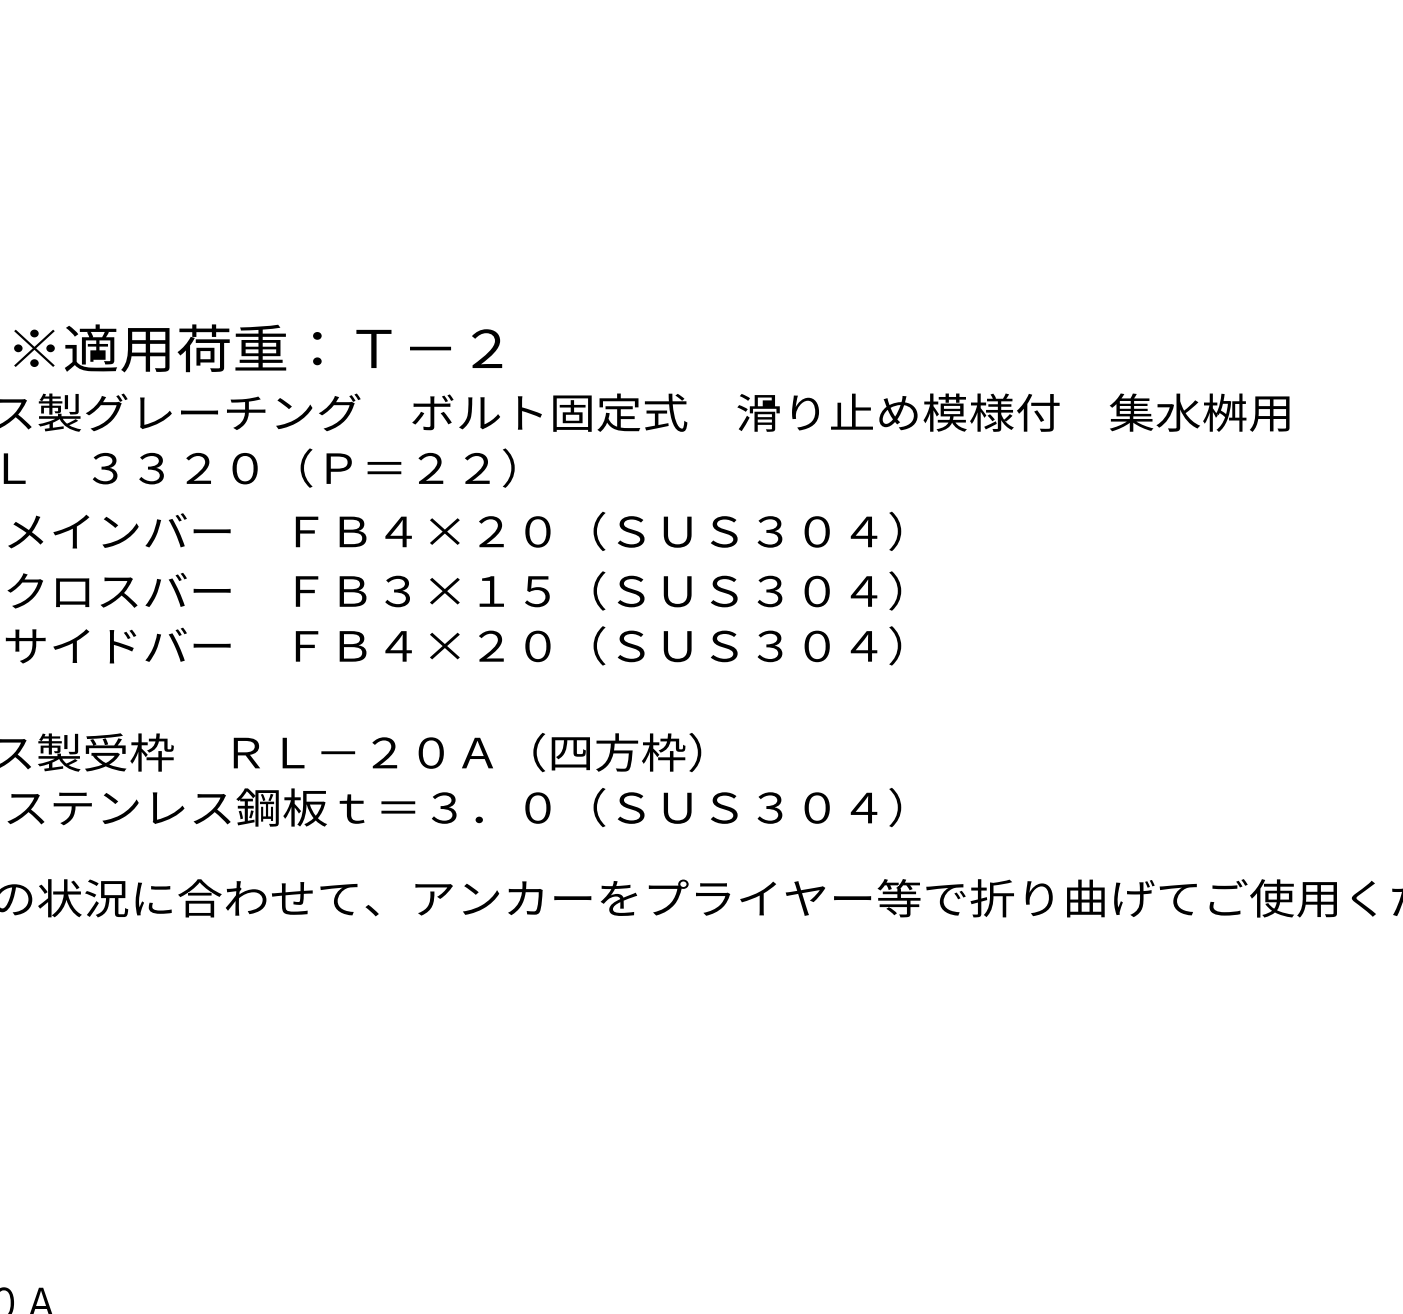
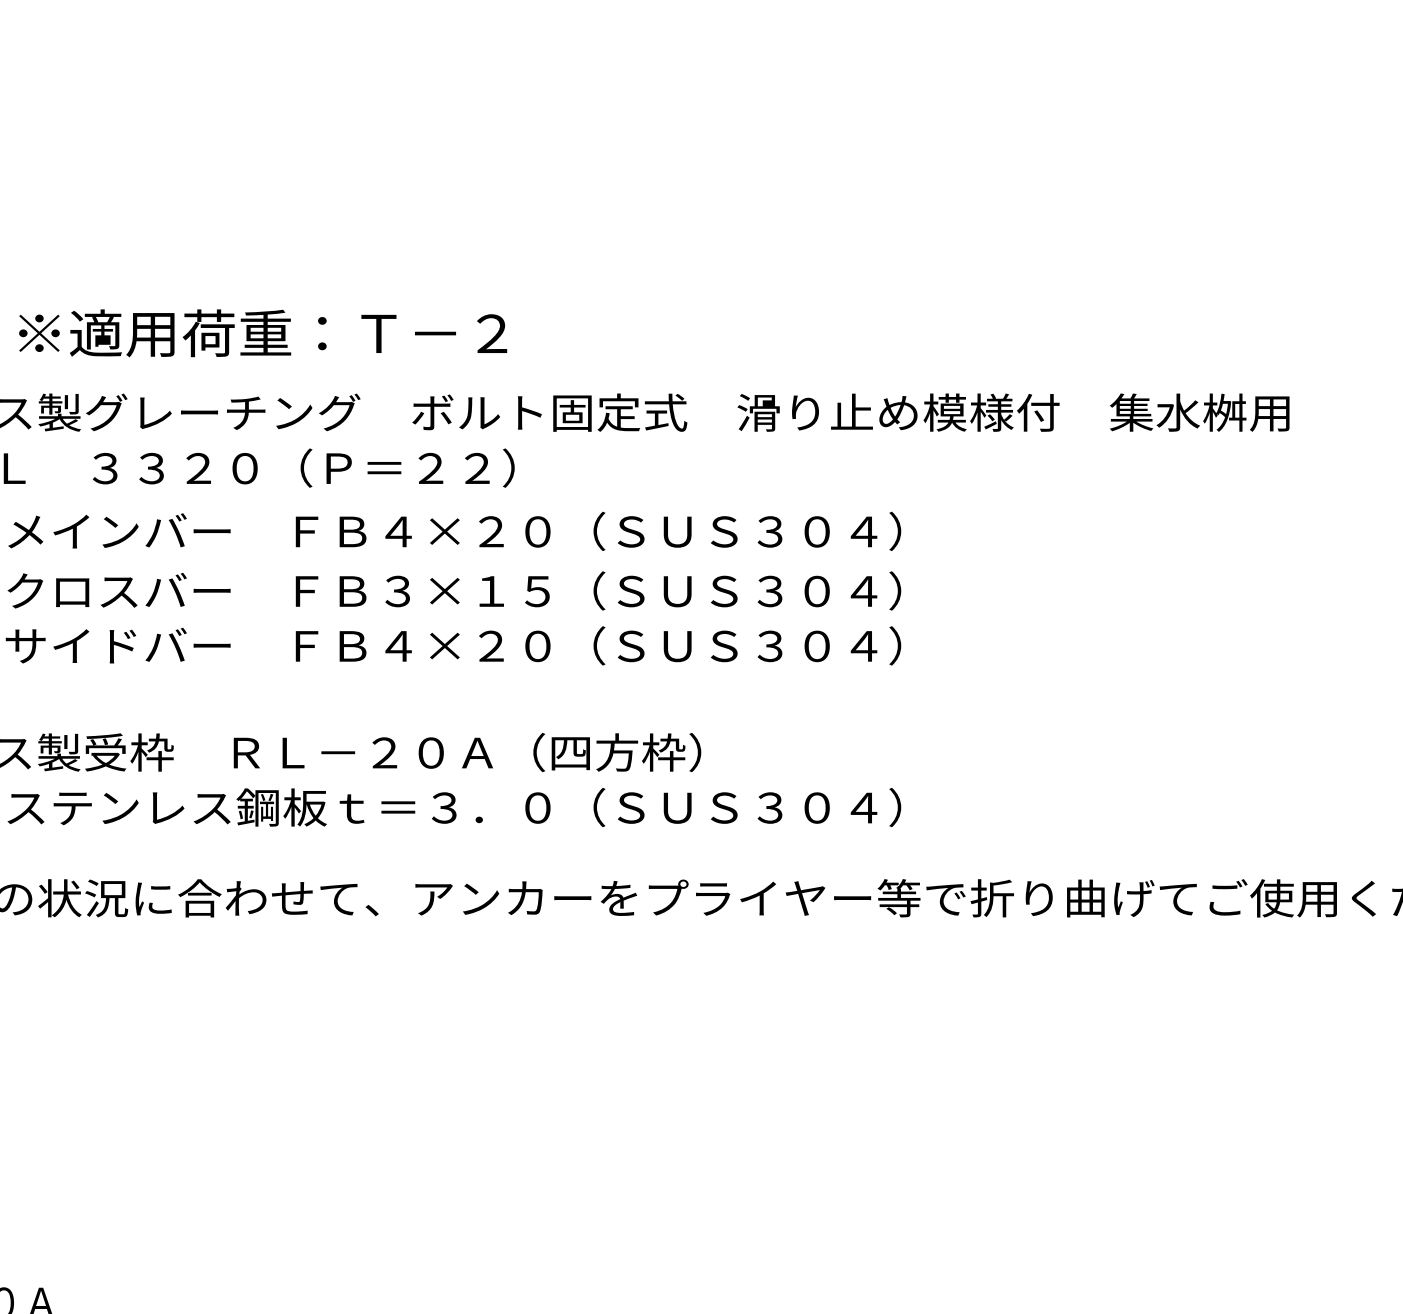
text position: (258, 348) -> (263, 333) (263, 333)
